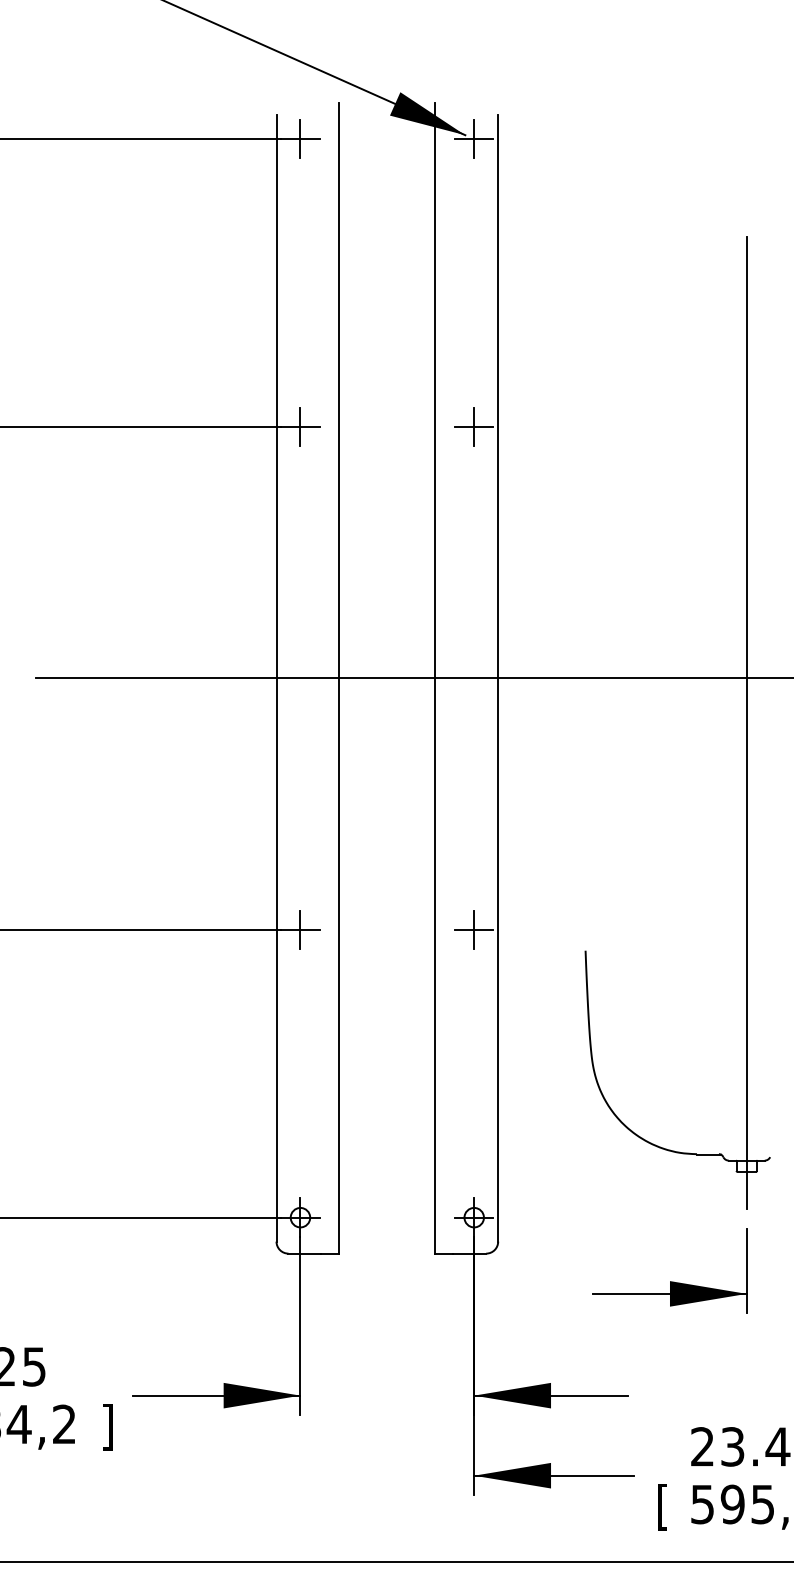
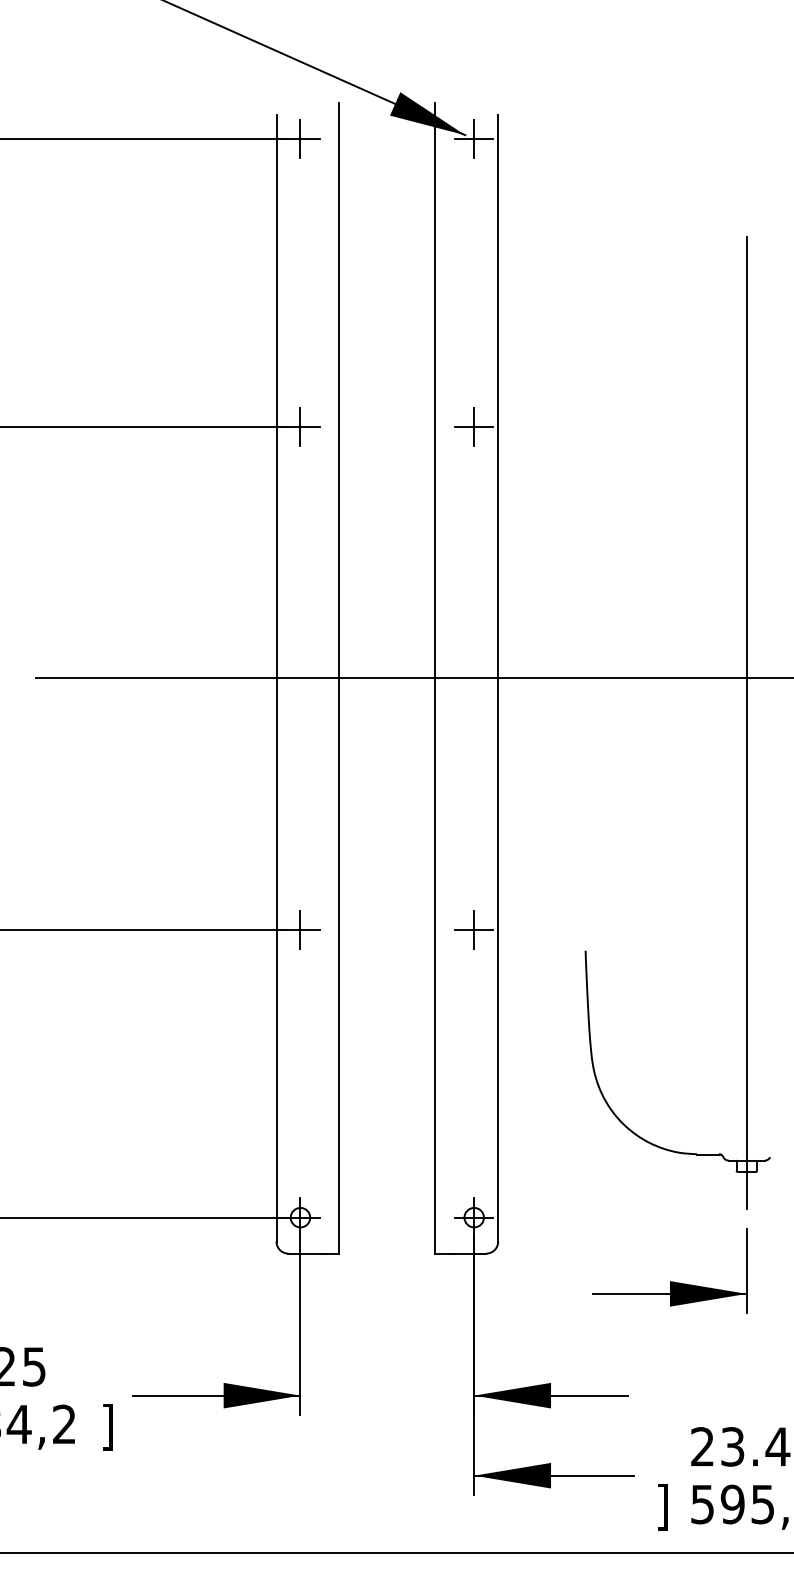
text: [ -> ] (662, 1507)
line position: (396, 1561) -> (396, 1552) (396, 1552)
